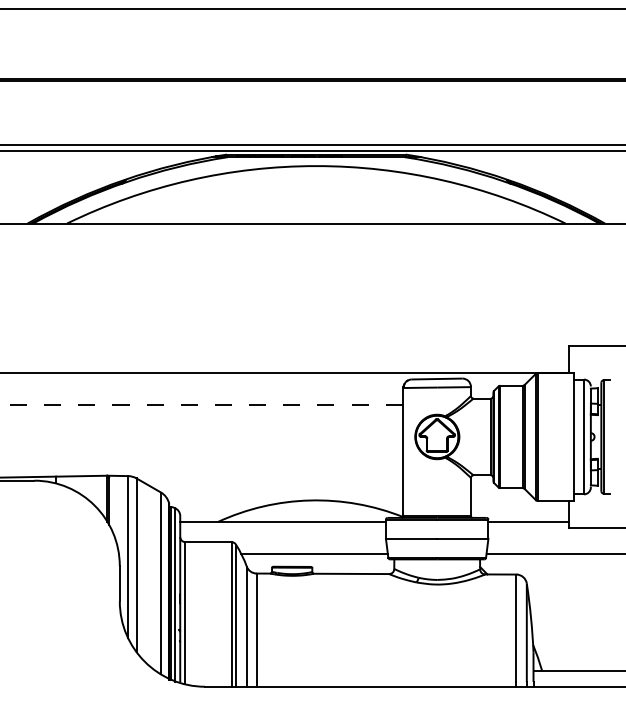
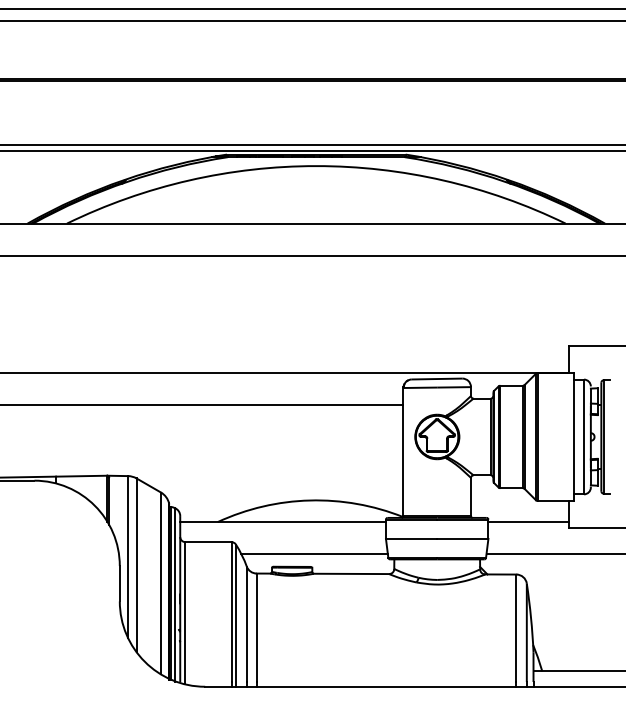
line: none -> present (312, 21)
line: none -> present (312, 255)
line: dashed -> solid (202, 404)
